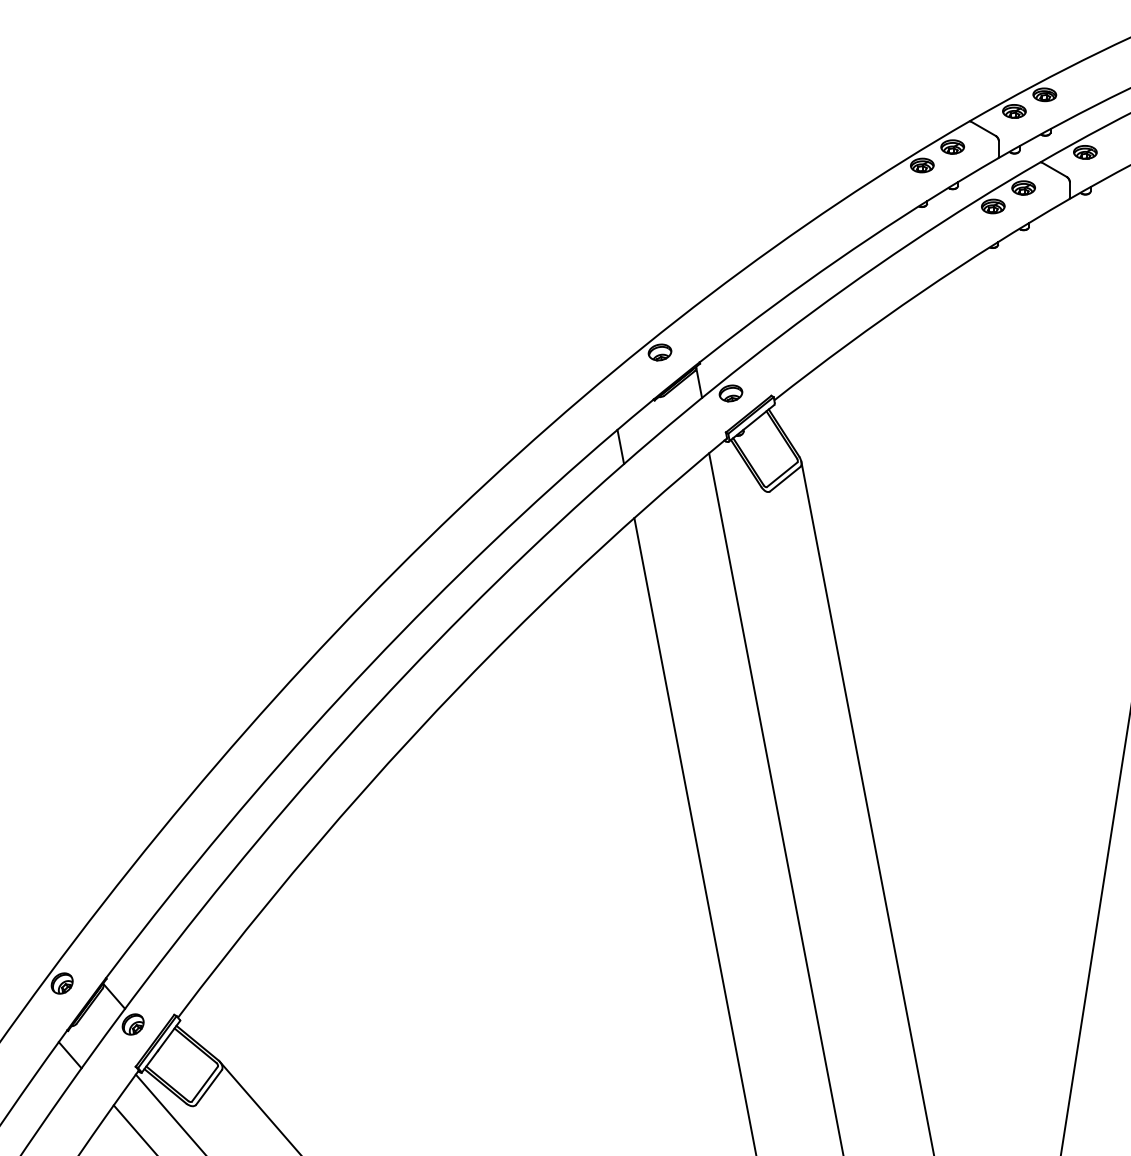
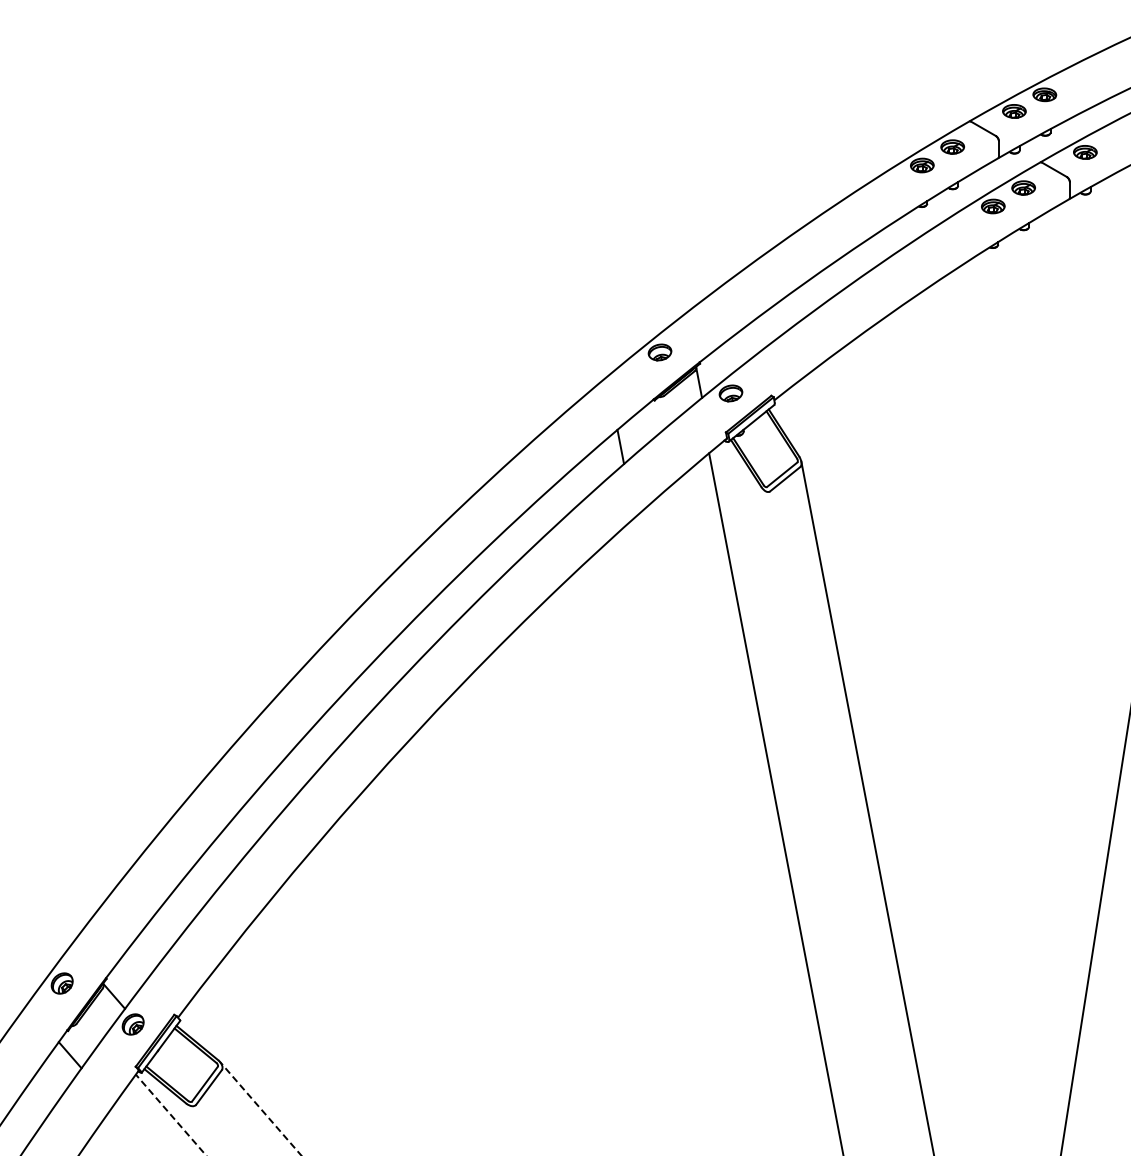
line: present -> none (694, 835)
line: solid -> dashed (260, 1108)
line: solid -> dashed (170, 1114)
line: present -> none (134, 1128)
